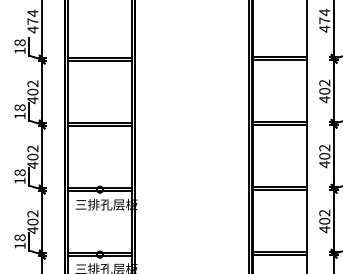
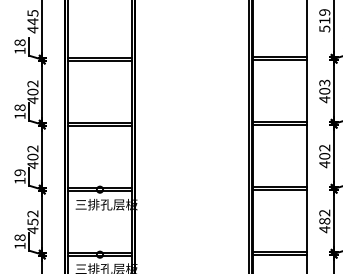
text: 474 -> 445 (32, 17)
text: 474 -> 519 (324, 20)
text: 402 -> 403 (324, 82)
text: 18 -> 19 (19, 172)
text: 402 -> 482 (324, 220)
text: 402 -> 452 (32, 221)
